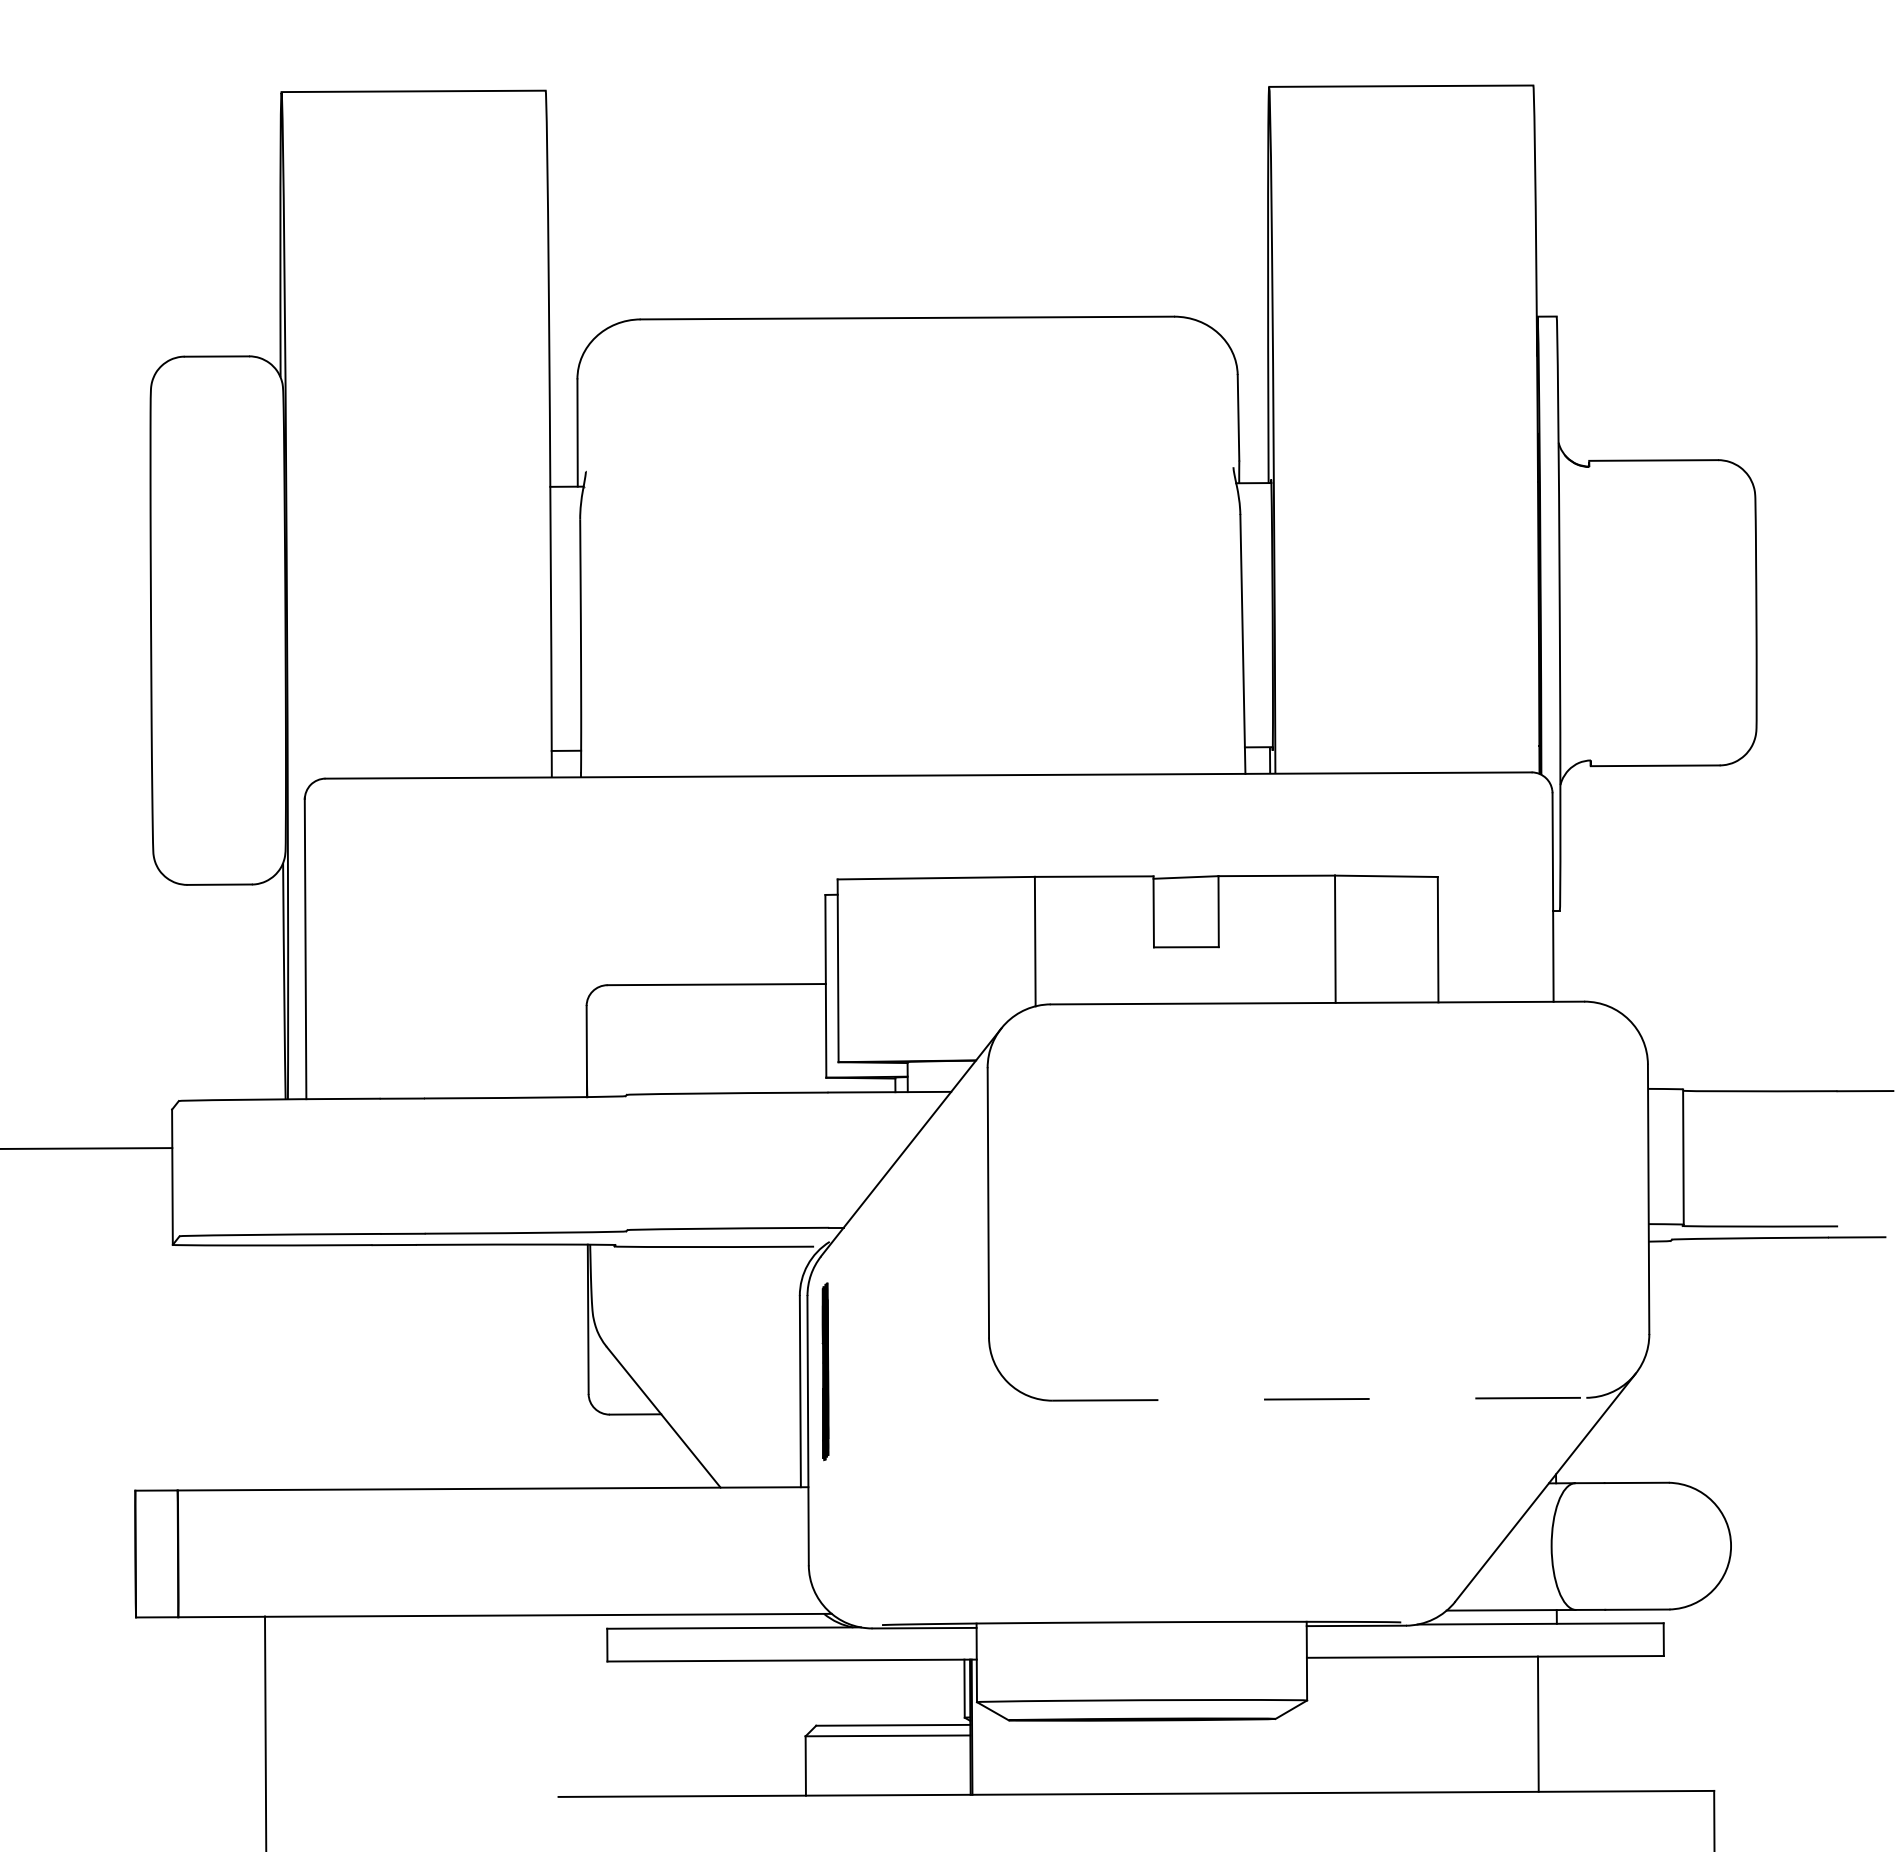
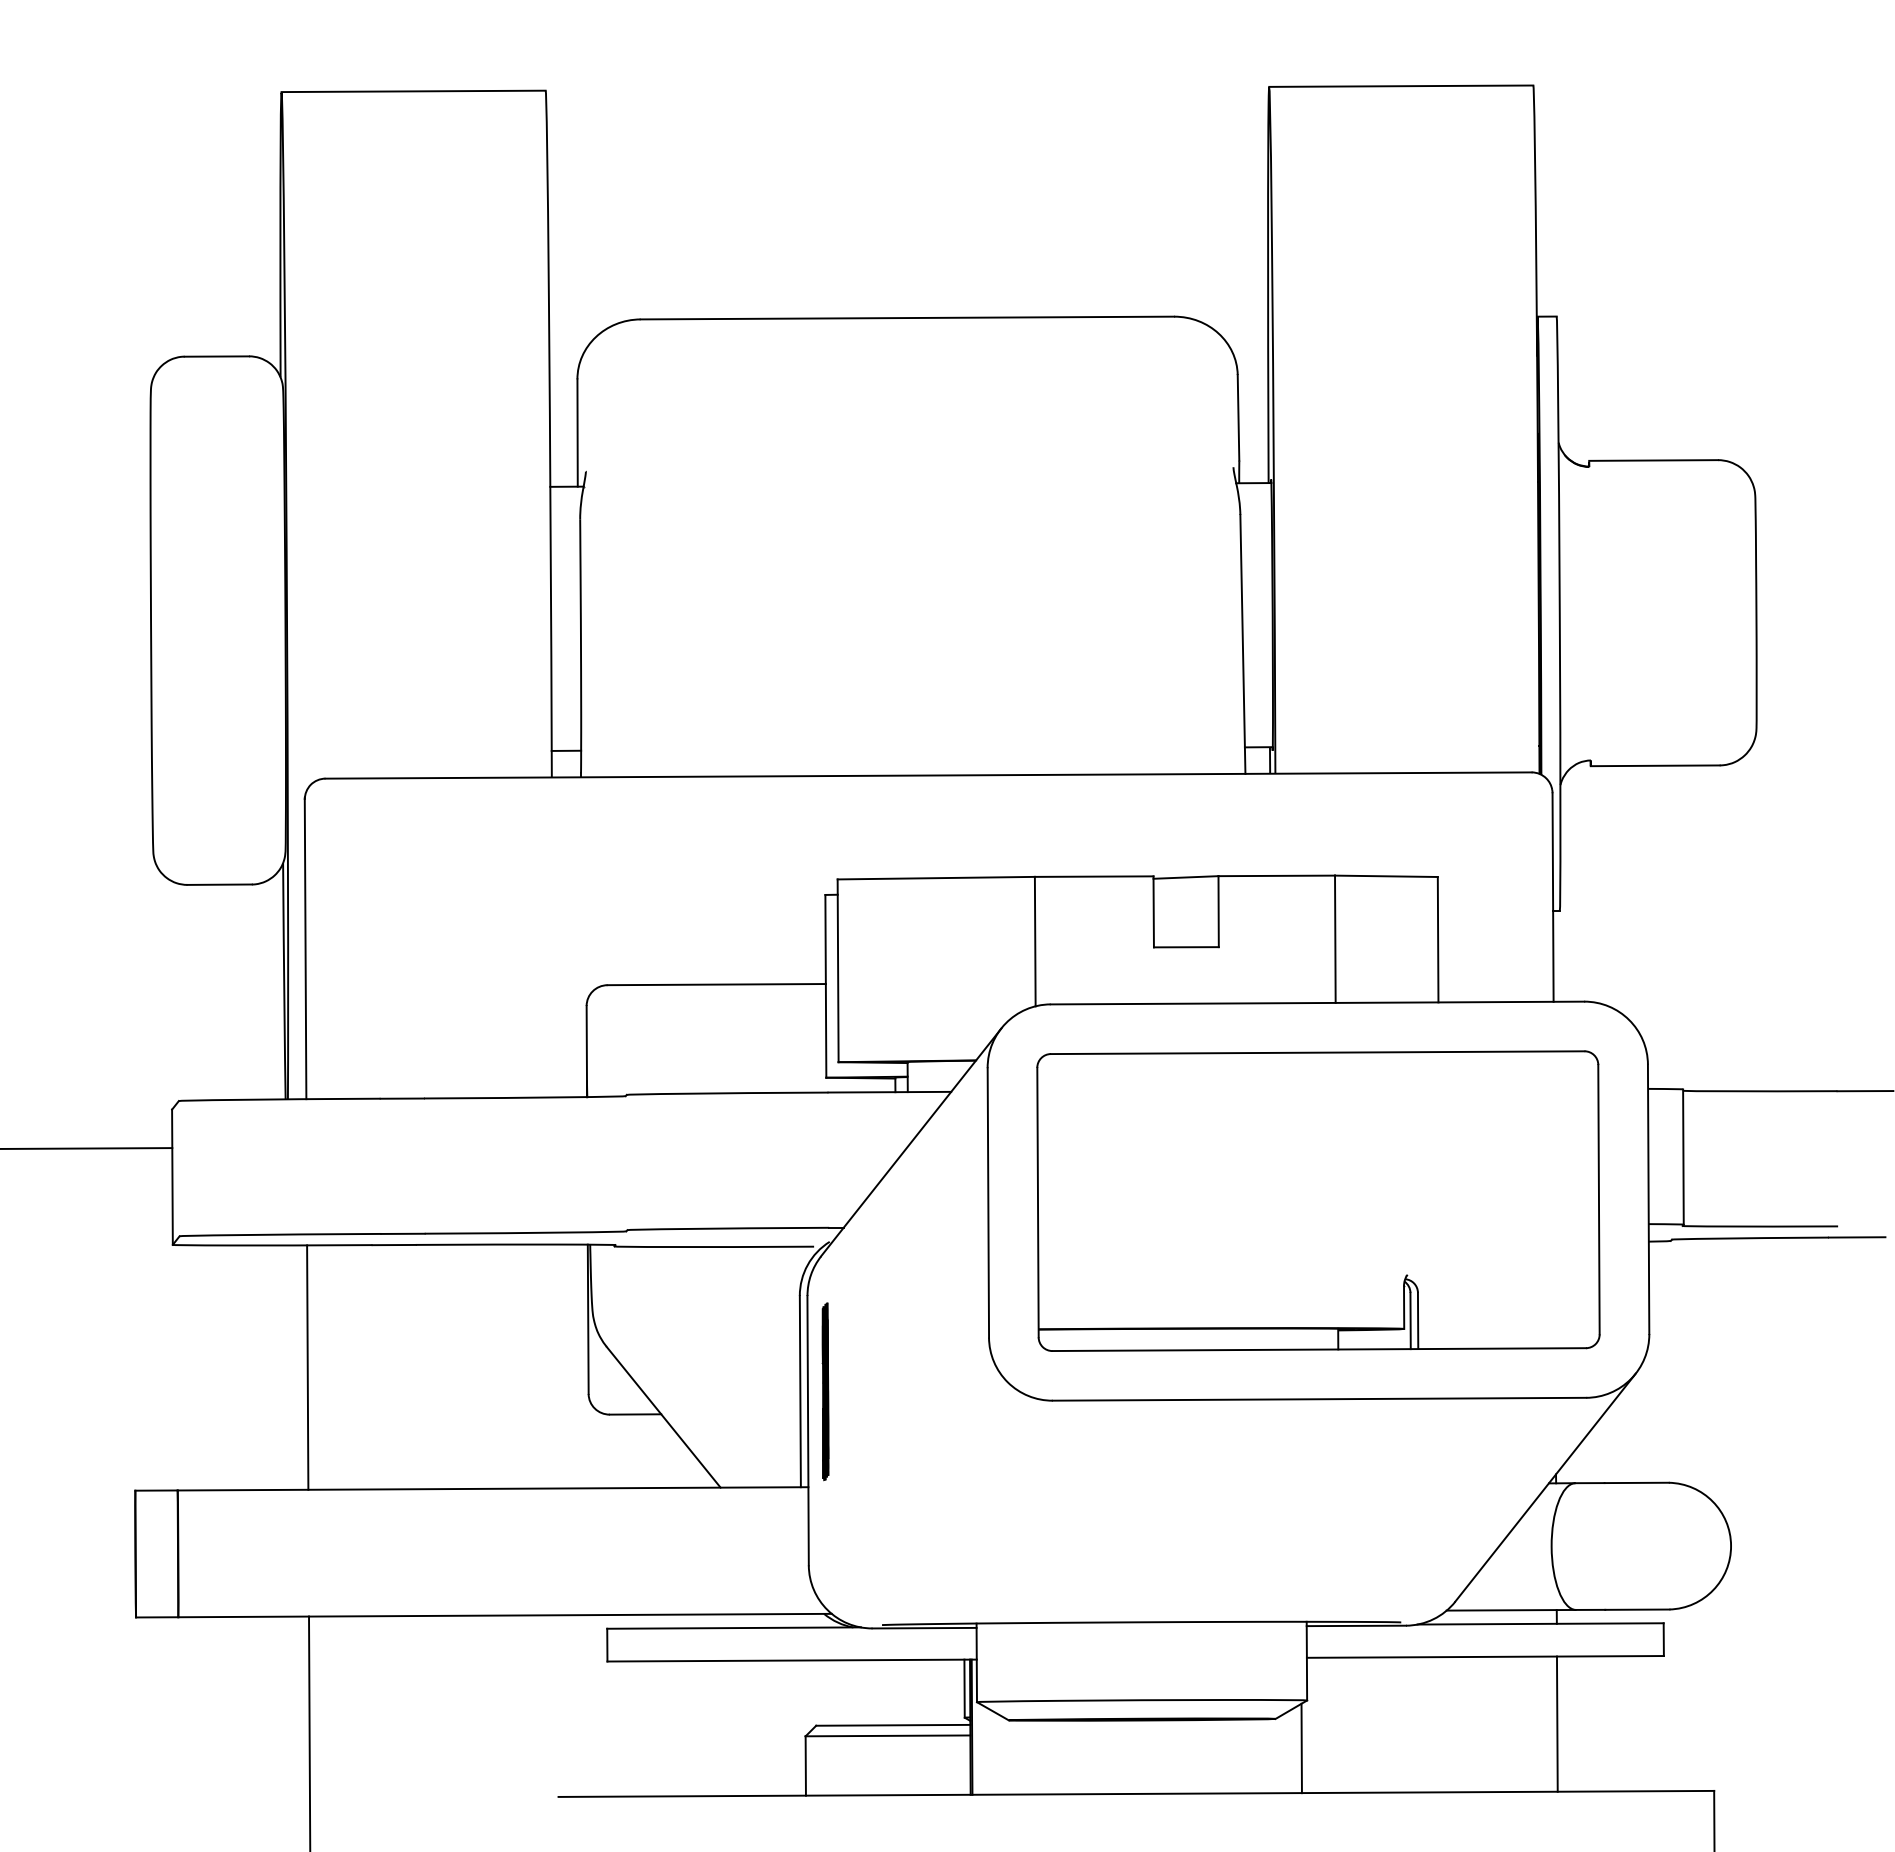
part: none -> present (1318, 1200)
line: none -> present (307, 1367)
part position: (825, 1371) -> (825, 1391) (825, 1391)
line: dashed -> solid (1319, 1399)
line position: (1537, 1723) -> (1556, 1723) (1556, 1723)
line position: (265, 1732) -> (309, 1732) (309, 1732)
line: none -> present (1301, 1748)
